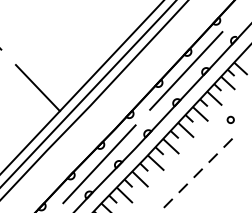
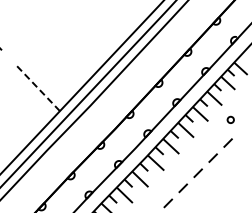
line: present -> none (186, 70)
line: solid -> dashed (37, 88)
line: present -> none (99, 164)
